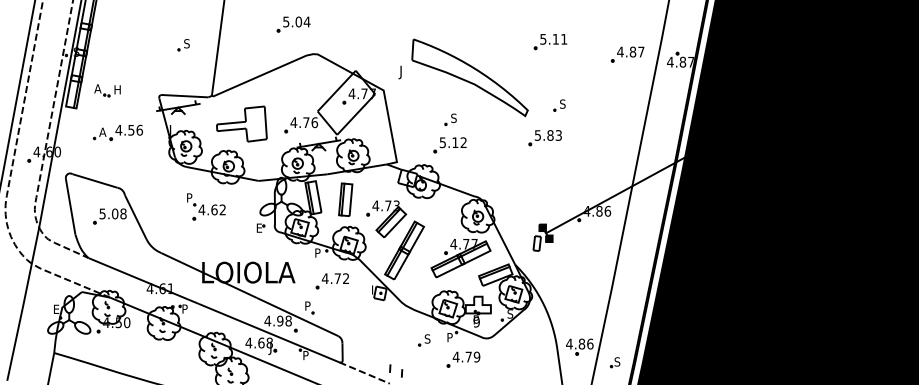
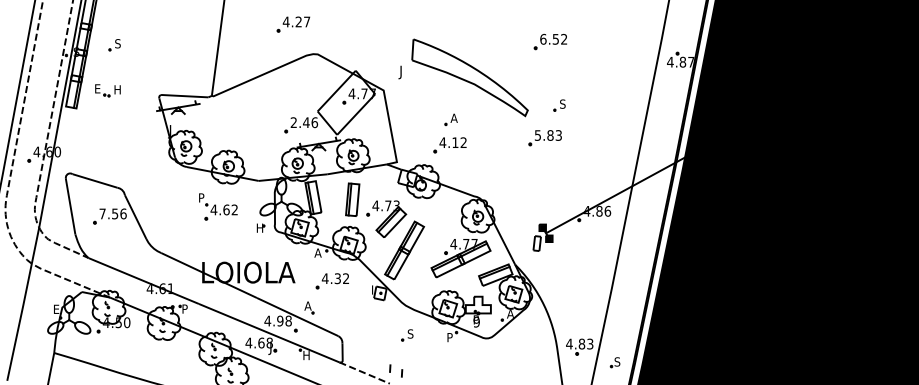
text: 5.04 -> 4.27 (296, 21)
text: 5.11 -> 6.52 (553, 38)
part position: (183, 45) -> (114, 45) (114, 45)
part: present -> none (627, 54)
text: A -> E (97, 88)
text: S -> A (453, 117)
text: 4.76 -> 2.46 (299, 122)
part: present -> none (241, 123)
part: present -> none (117, 132)
text: 5.12 -> 4.12 (442, 142)
part position: (345, 199) -> (352, 199) (352, 199)
part position: (206, 206) -> (218, 206) (218, 206)
text: 5.08 -> 7.56 (112, 213)
text: E -> H (260, 227)
text: P -> A (317, 252)
text: 4.72 -> 4.32 (337, 278)
text: P -> A (307, 305)
text: S -> A (510, 313)
part position: (424, 340) -> (407, 335) (407, 335)
text: 4.86 -> 4.83 (590, 343)
text: P -> H (306, 355)
part: present -> none (463, 359)
